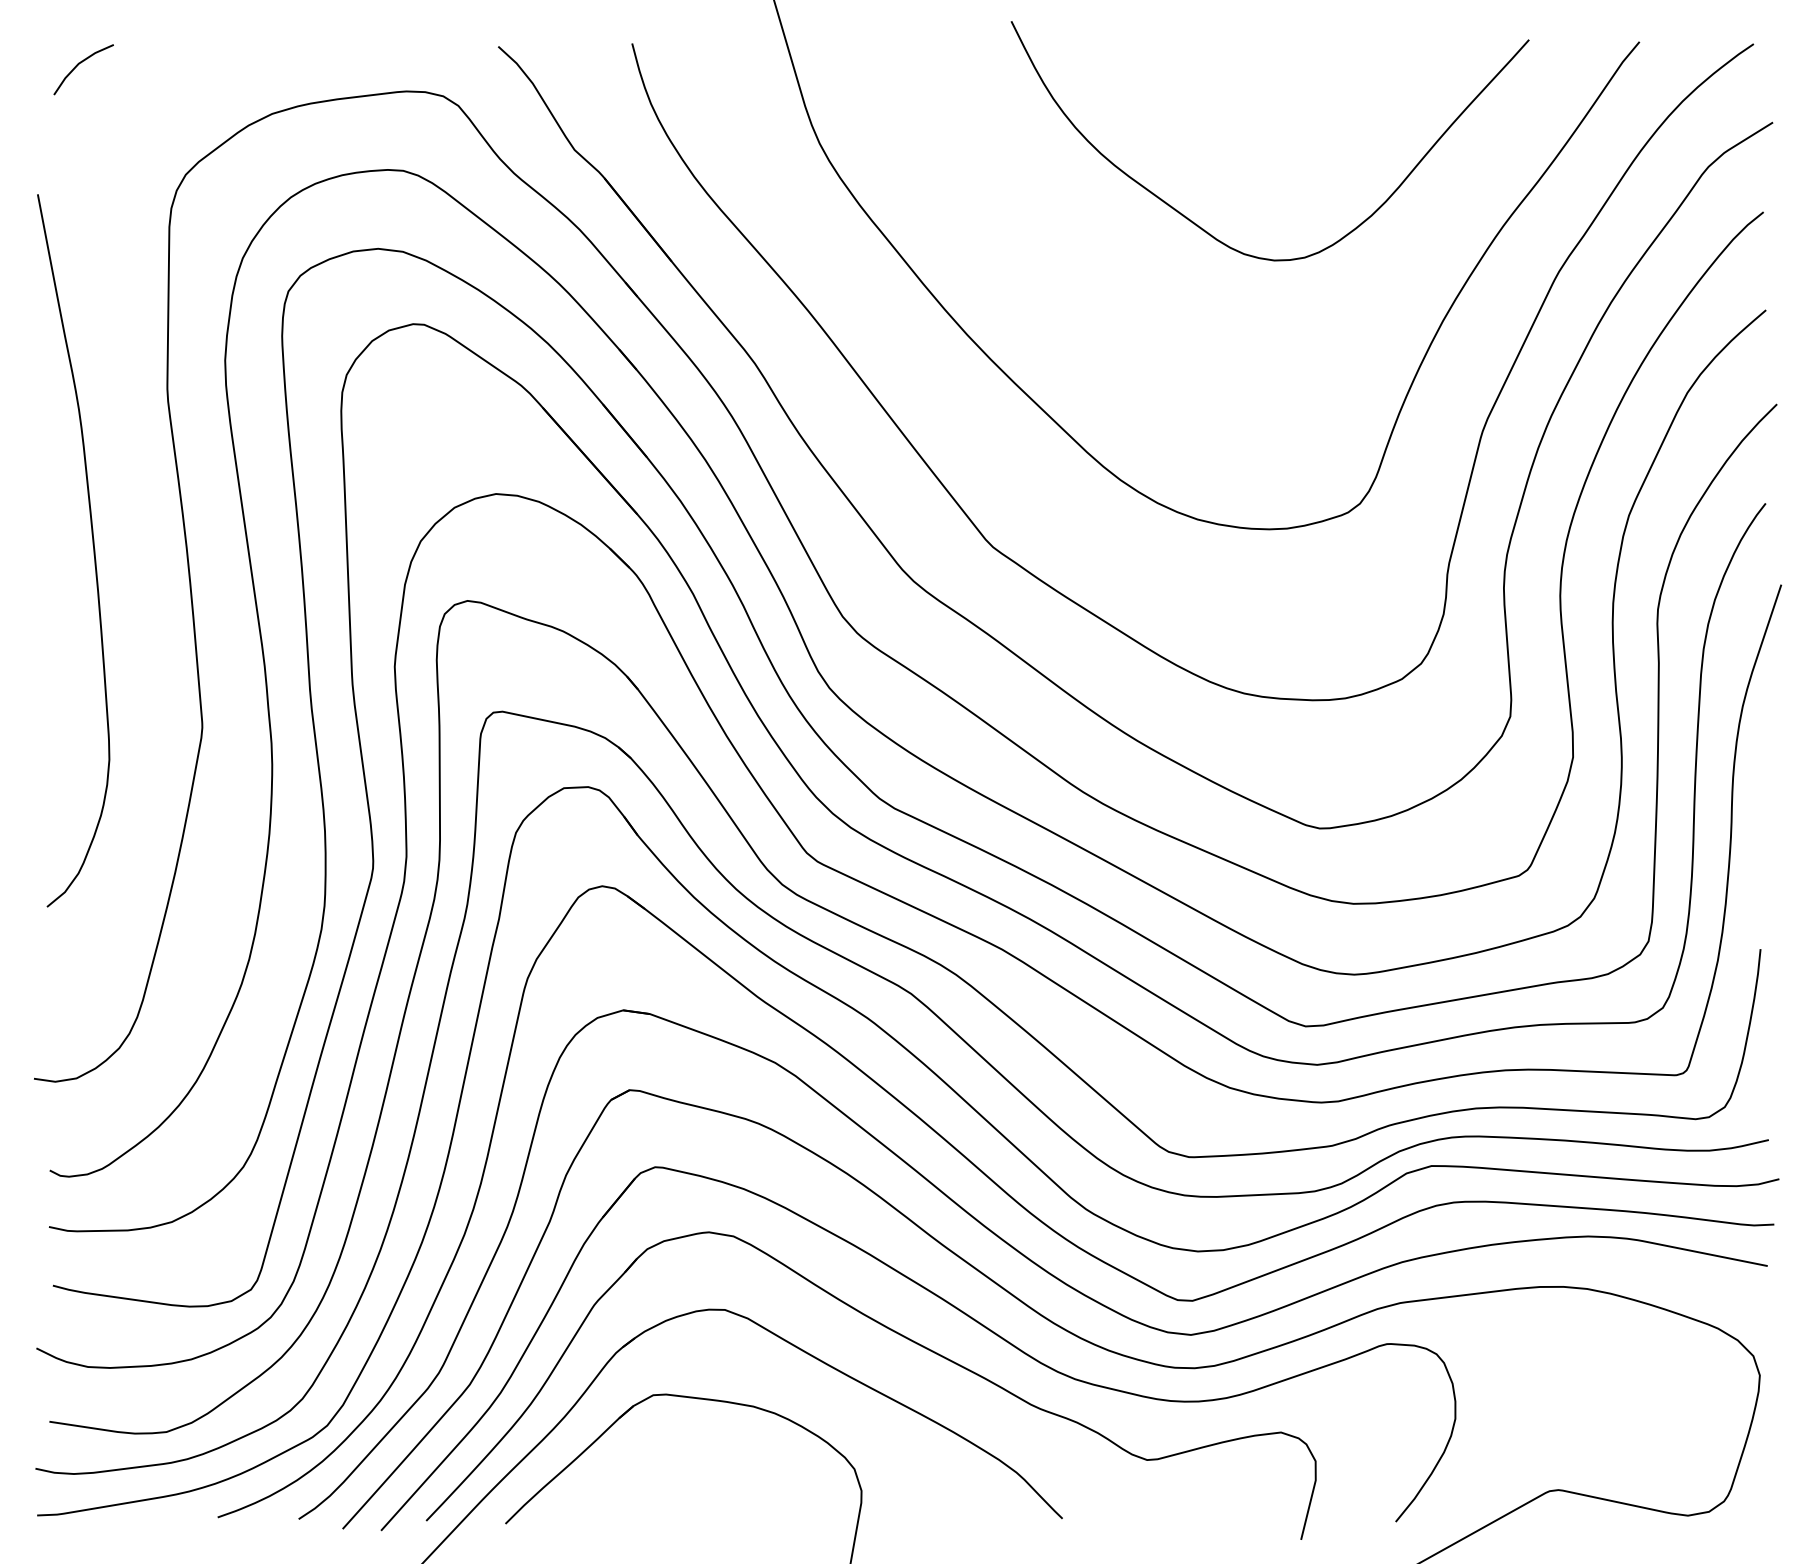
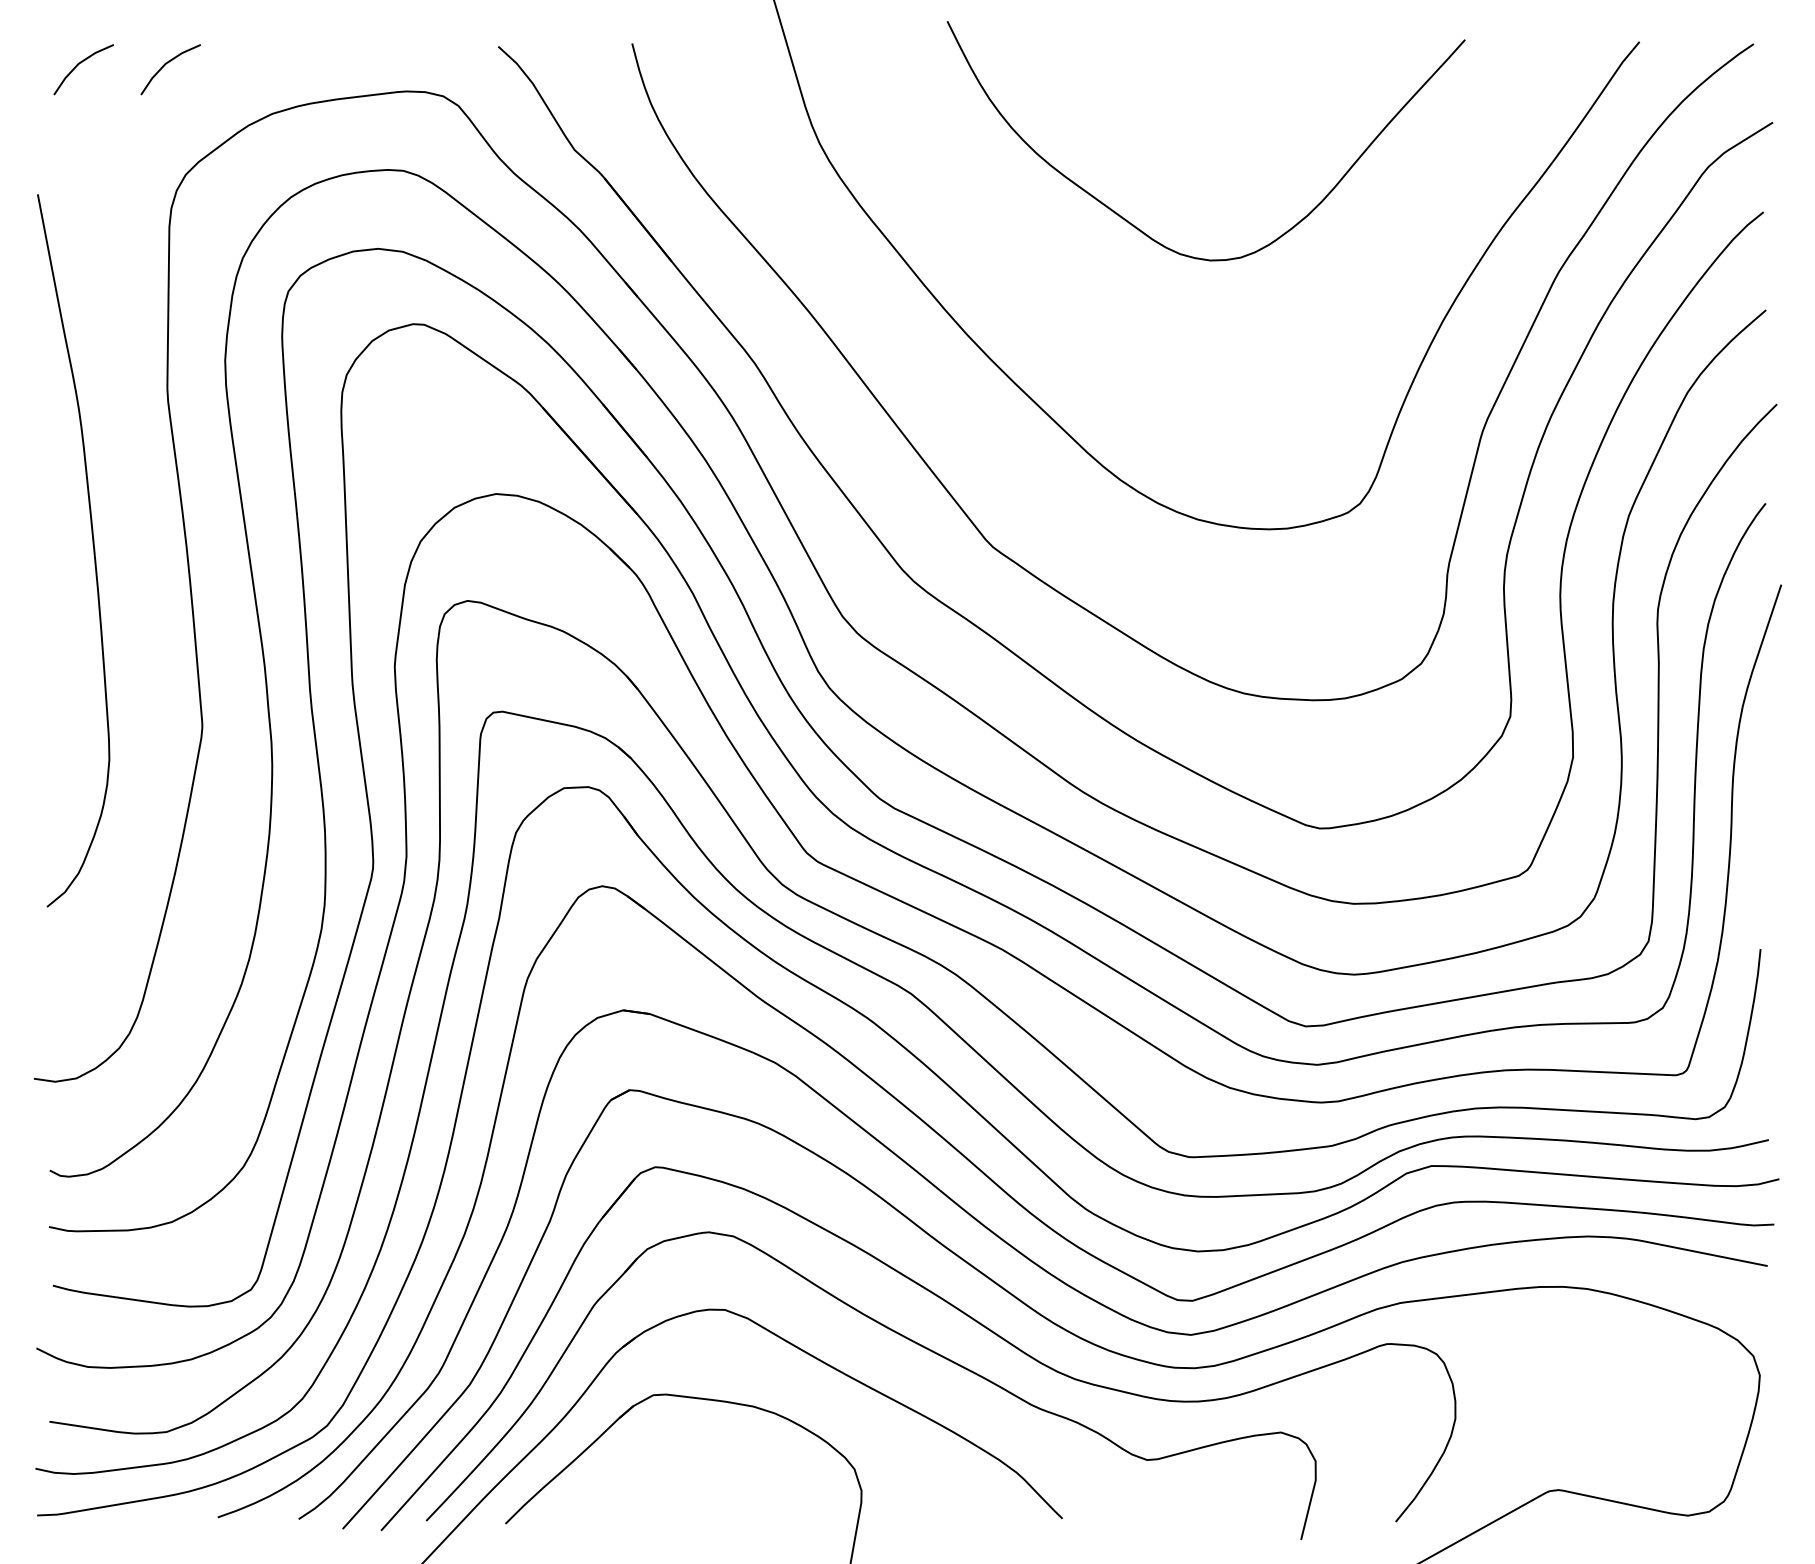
line: none -> present (168, 63)
curve position: (1203, 228) -> (1139, 228) (1139, 228)
